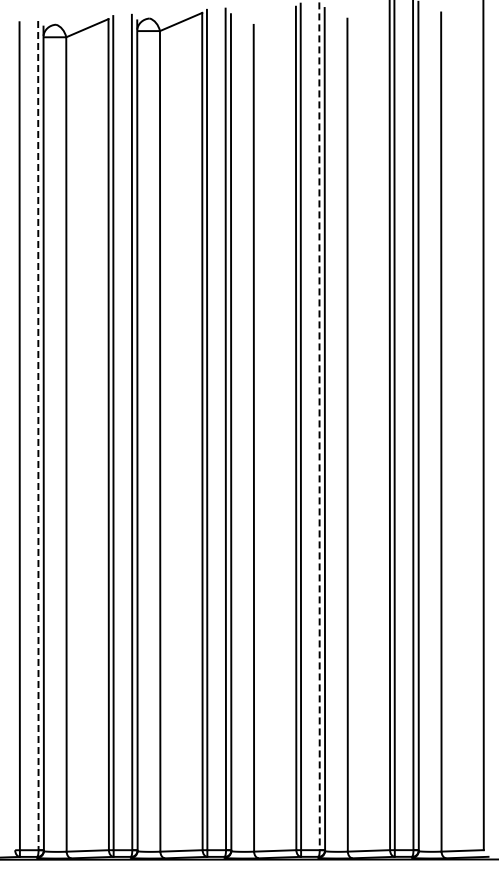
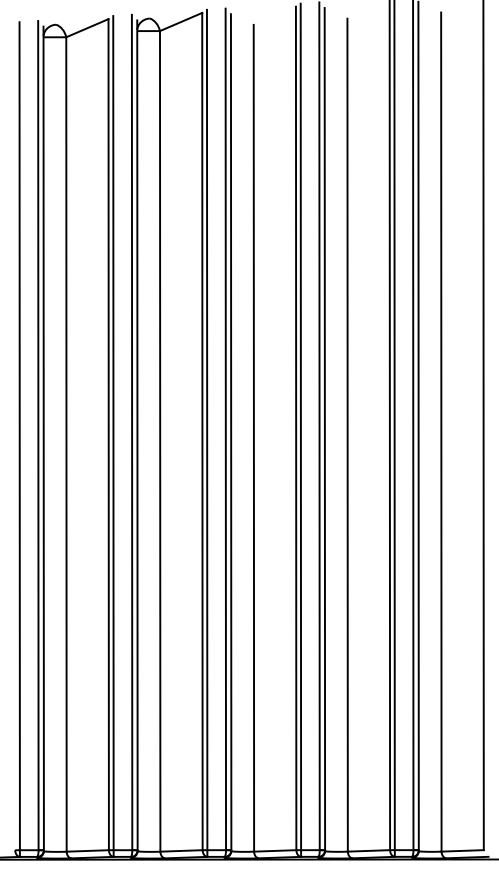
line: dashed -> solid (319, 426)
line: dashed -> solid (38, 435)
